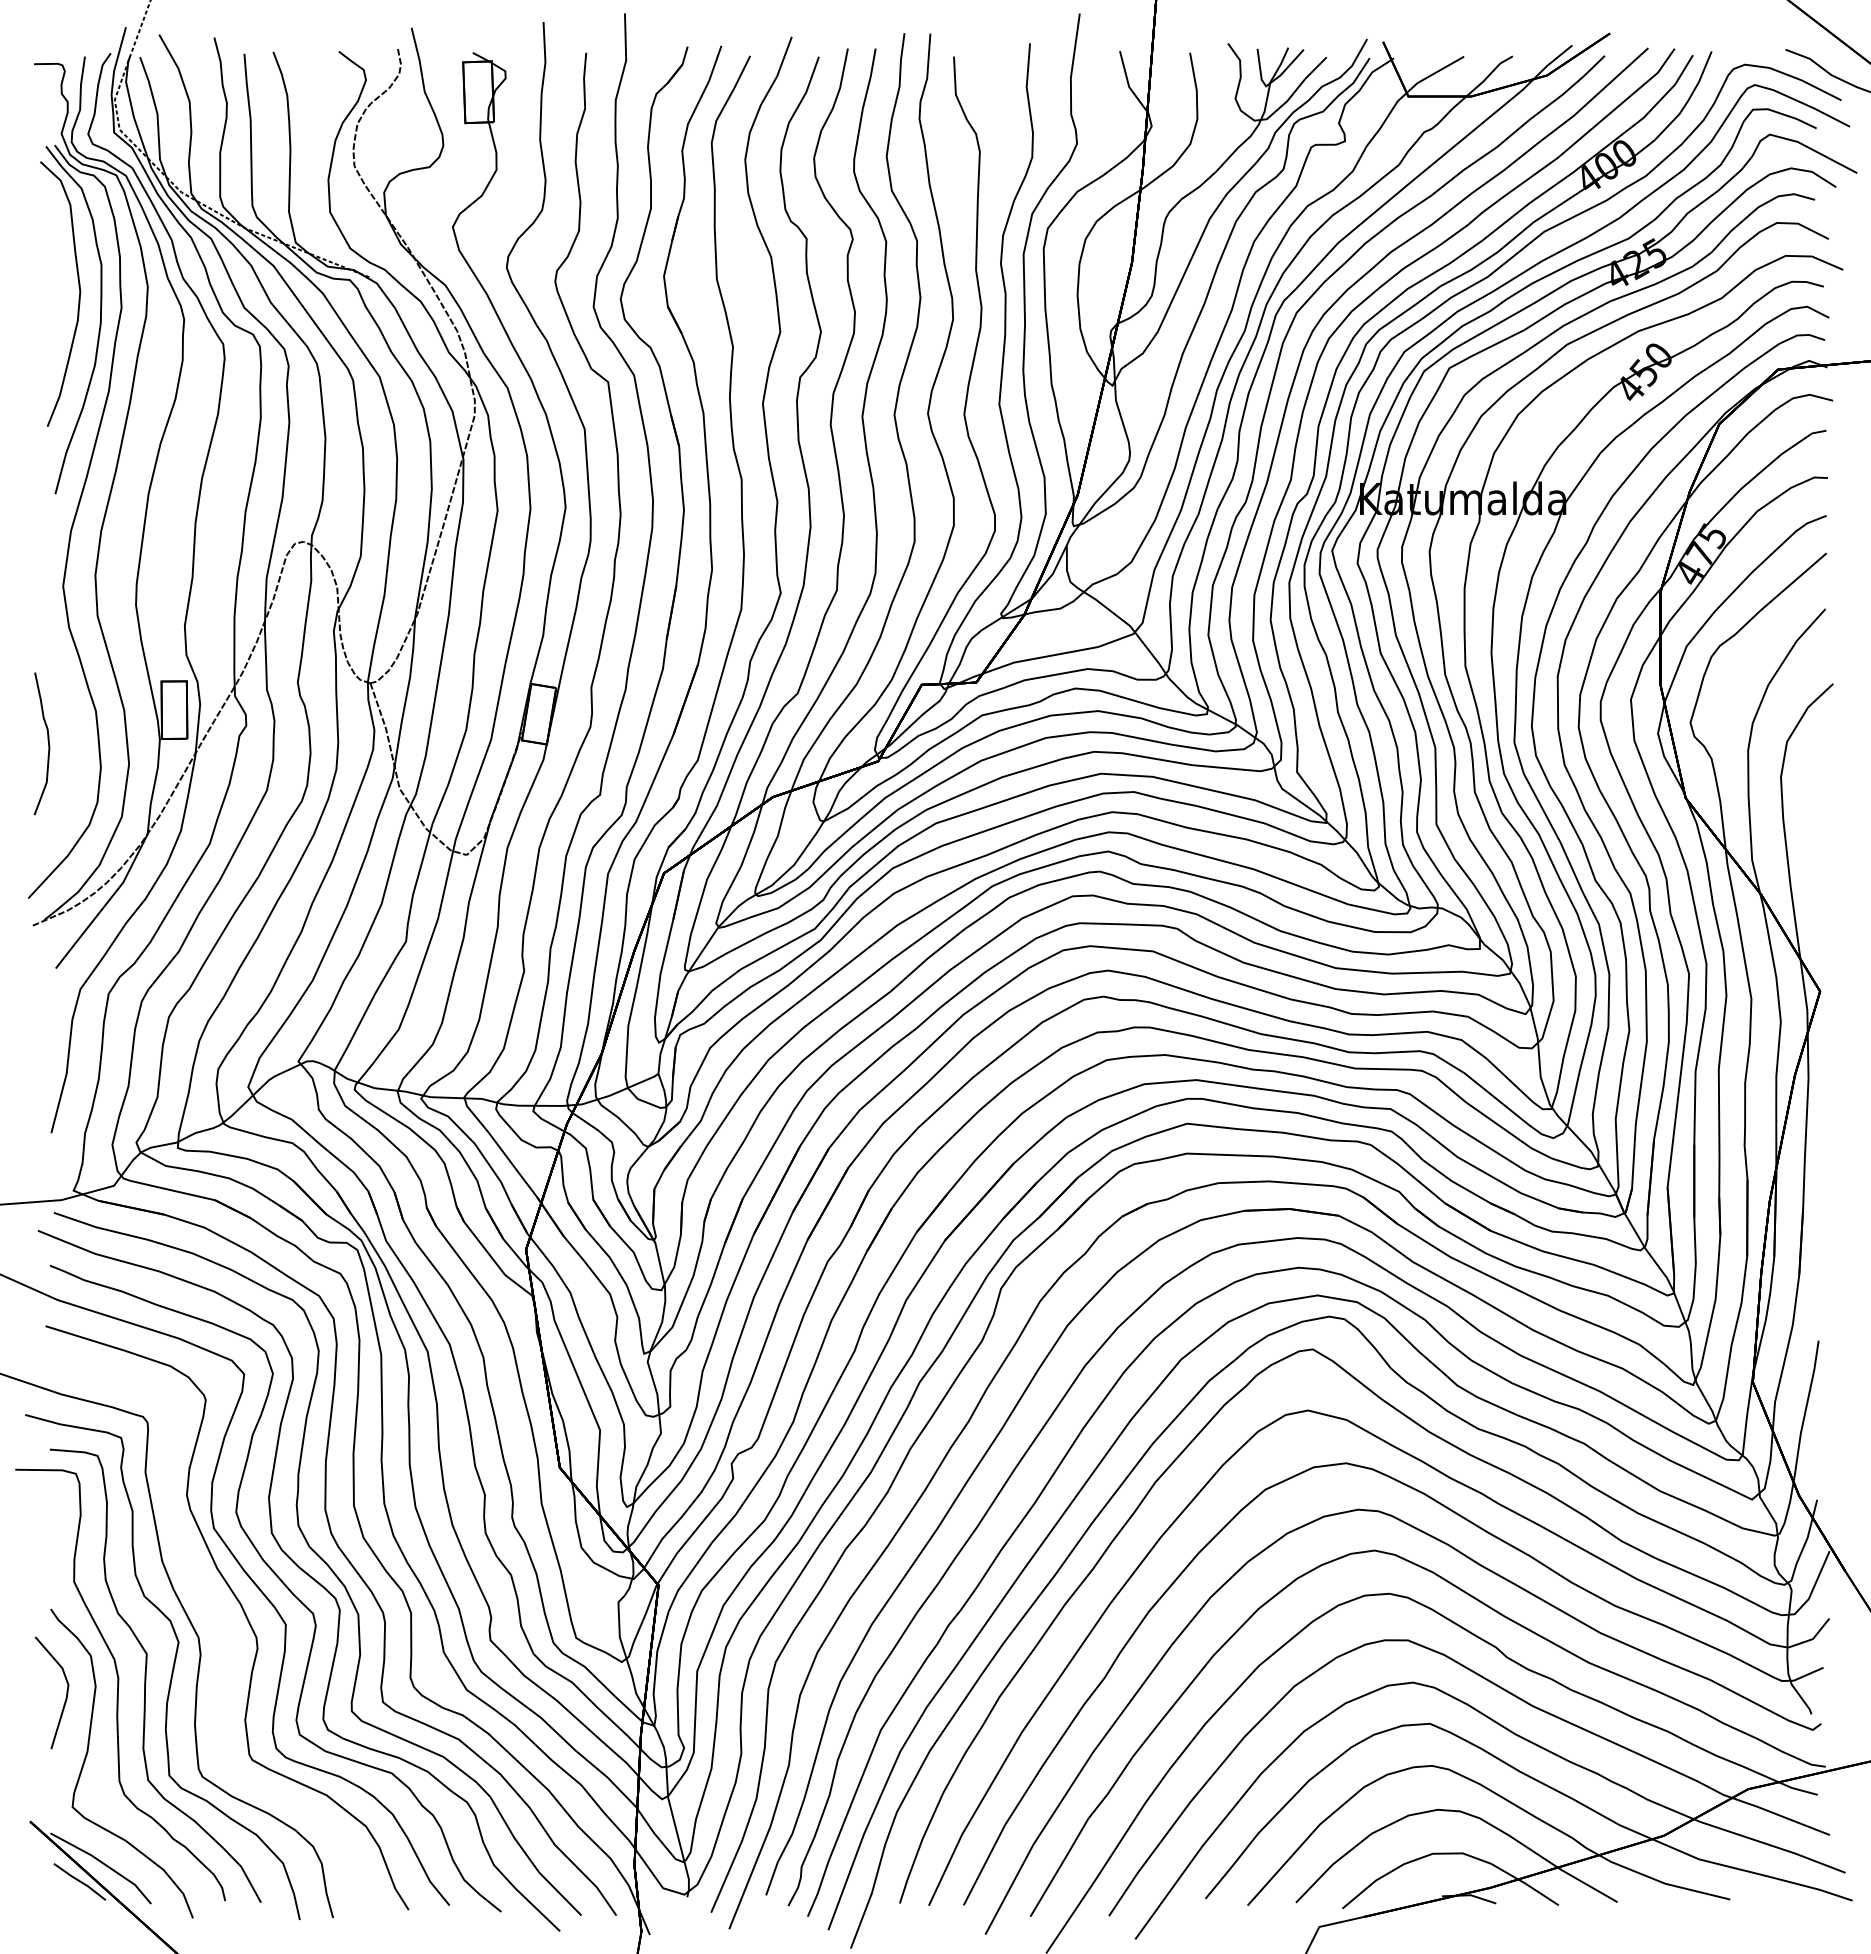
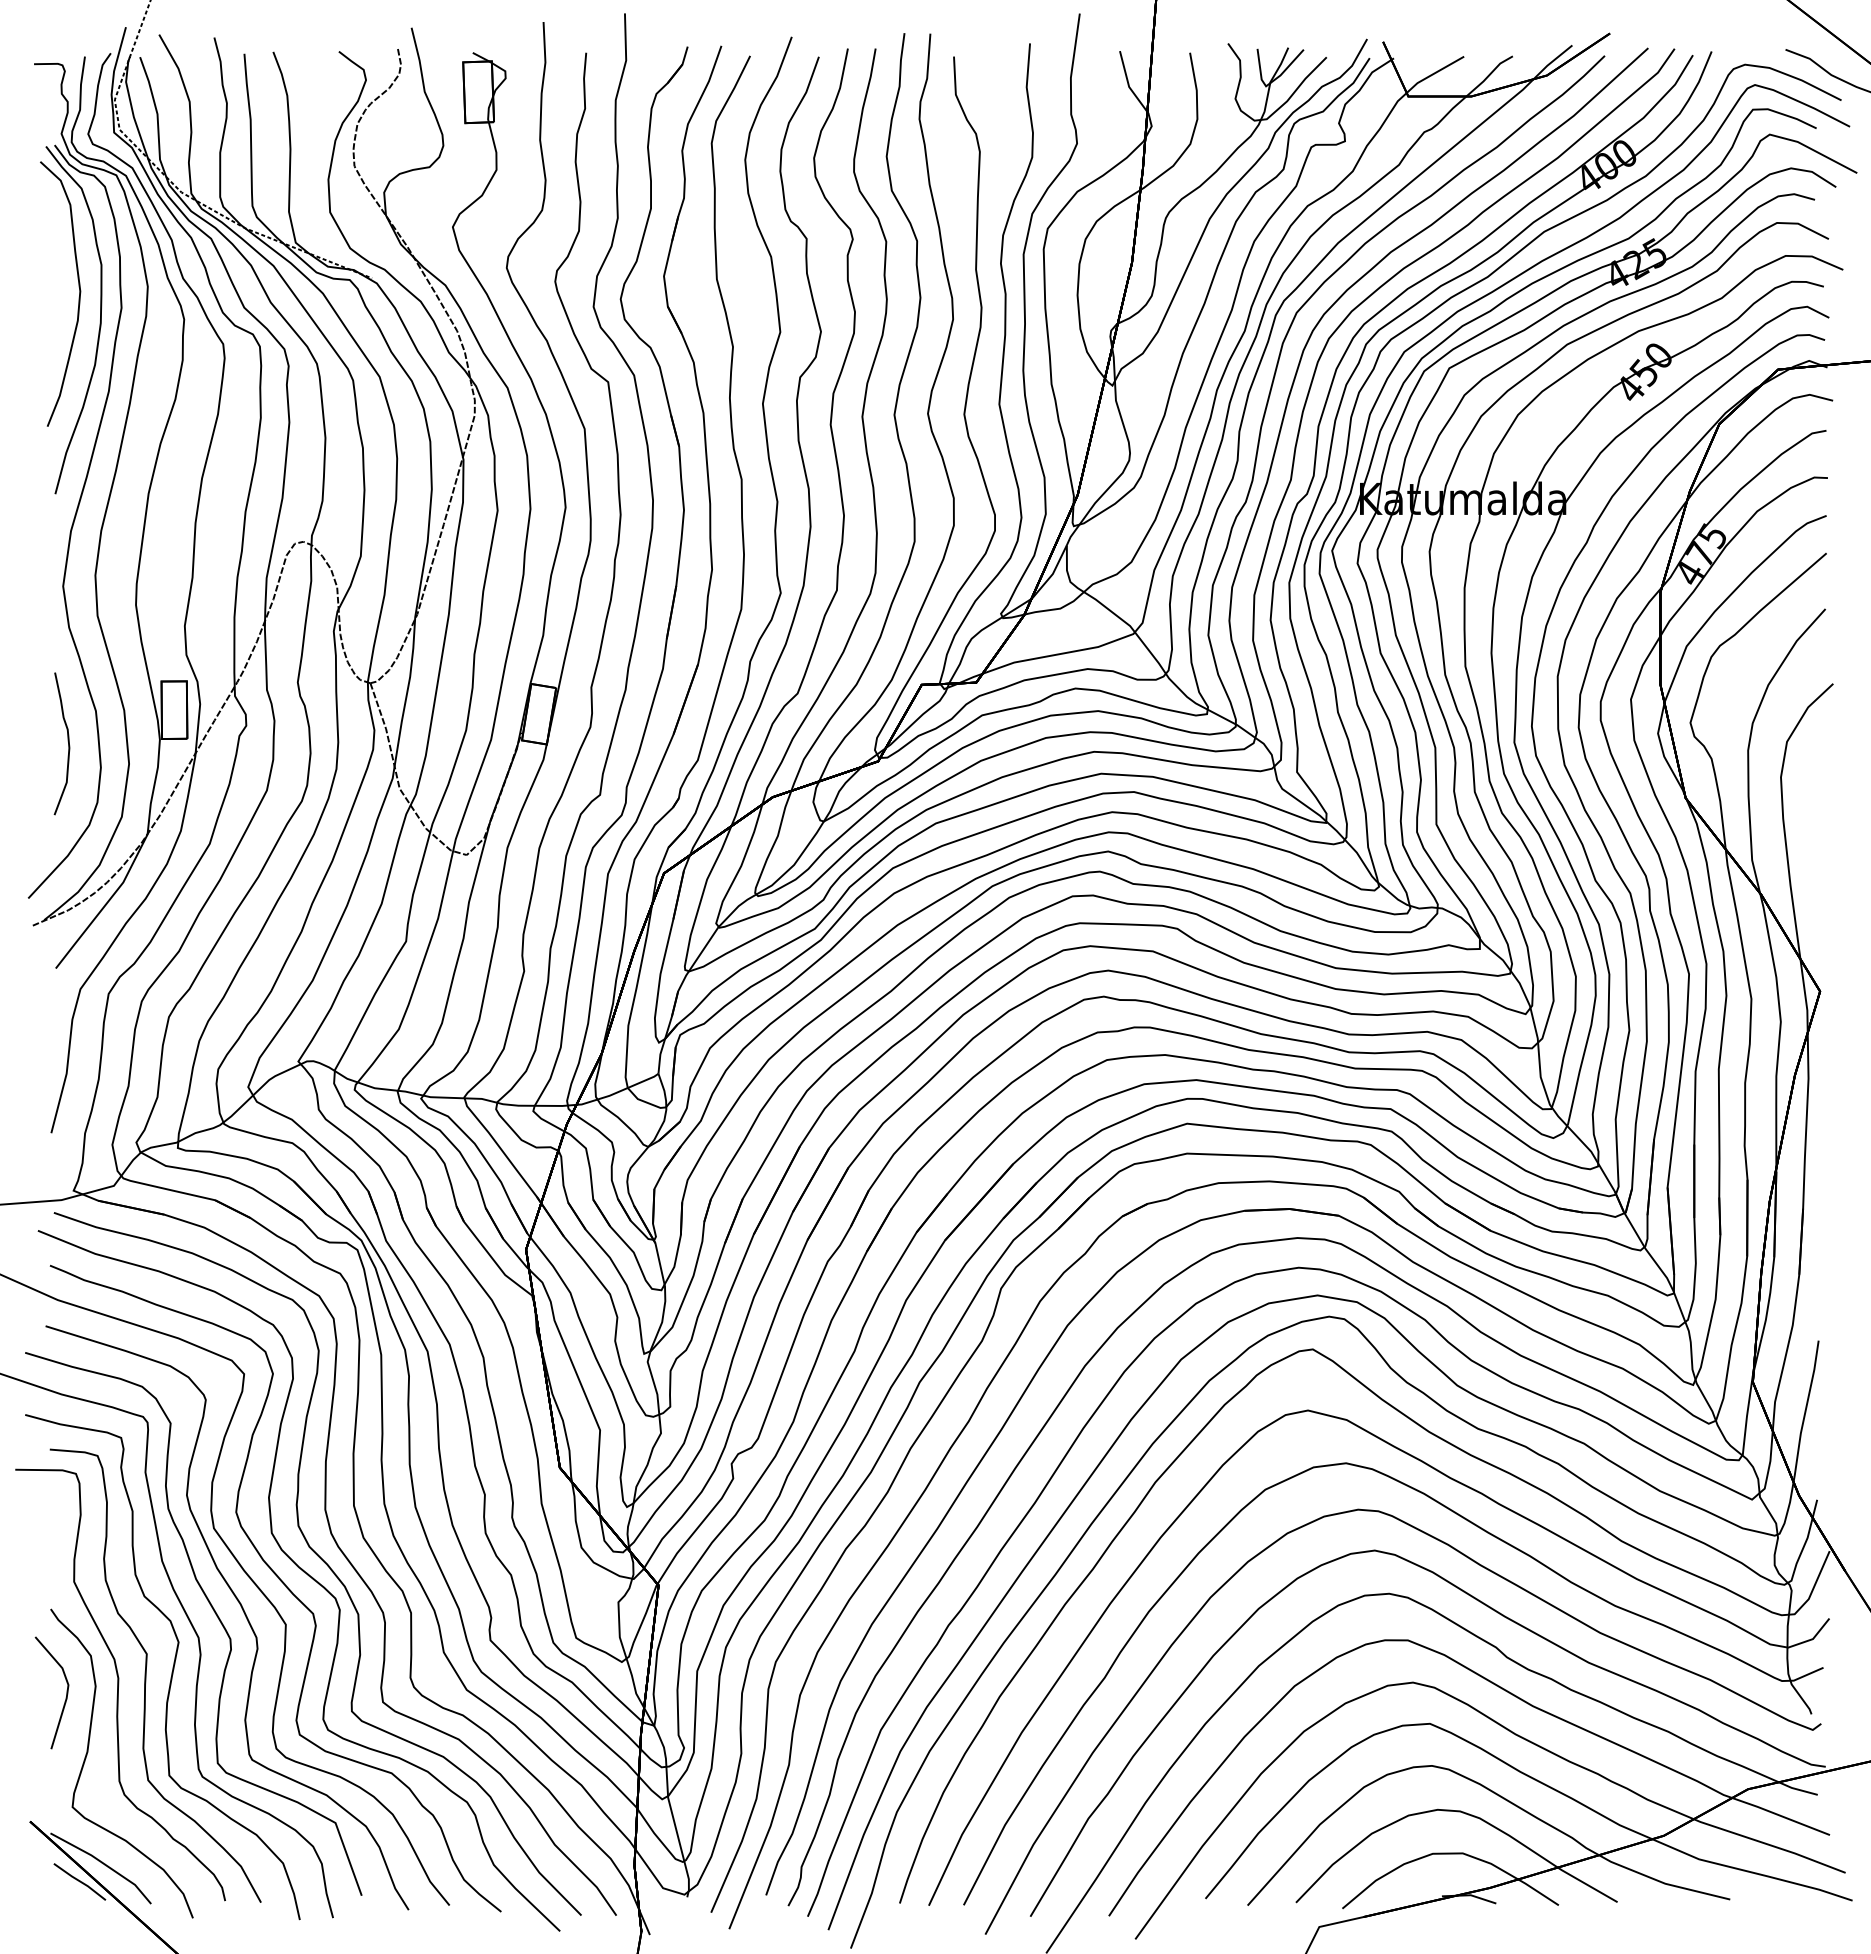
curve position: (47, 741) -> (67, 741) (67, 741)
curve: none -> present (213, 1611)
